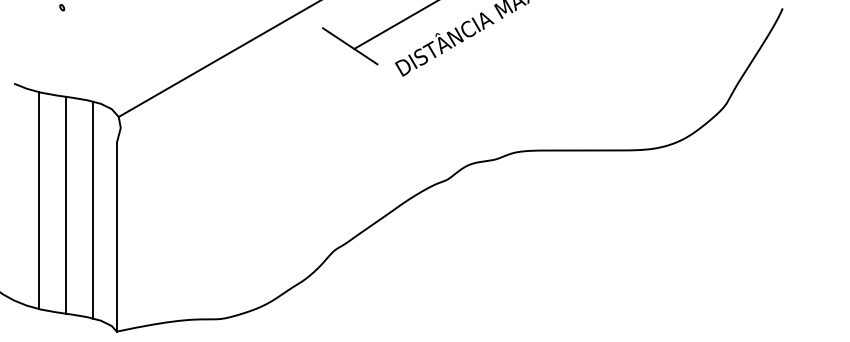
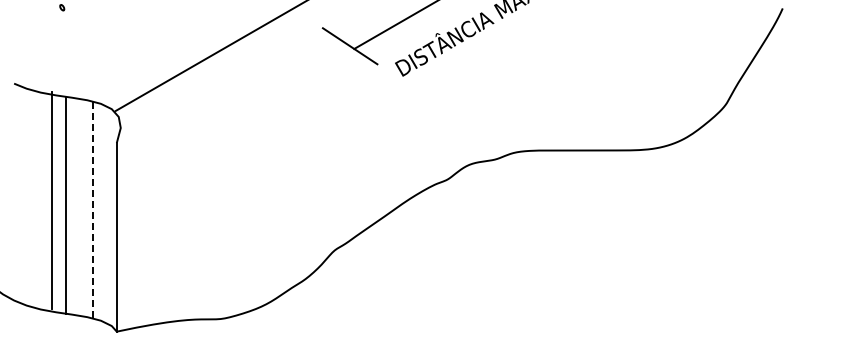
line position: (218, 59) -> (209, 56) (209, 56)
line position: (39, 200) -> (52, 200) (52, 200)
line: solid -> dashed (92, 210)
